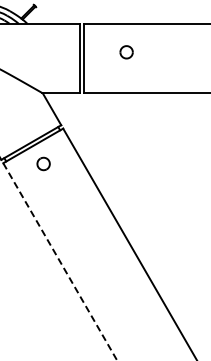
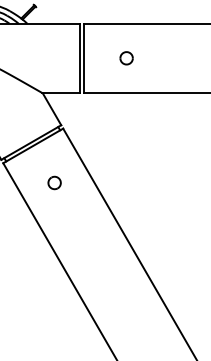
part position: (126, 52) -> (126, 58) (126, 58)
part position: (43, 163) -> (54, 182) (54, 182)
line: dashed -> solid (60, 261)
